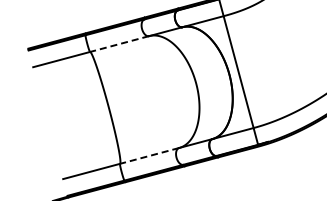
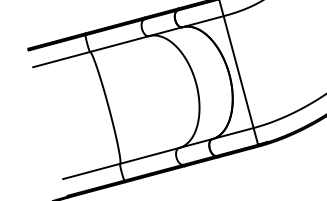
line: dashed -> solid (119, 44)
line: dashed -> solid (149, 155)
